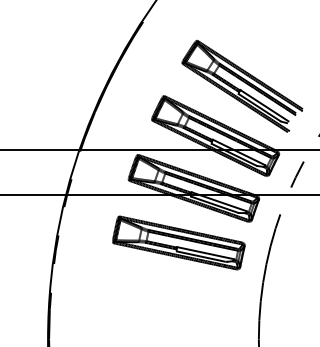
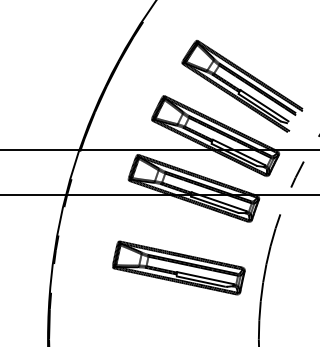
part position: (178, 242) -> (178, 267) (178, 267)
